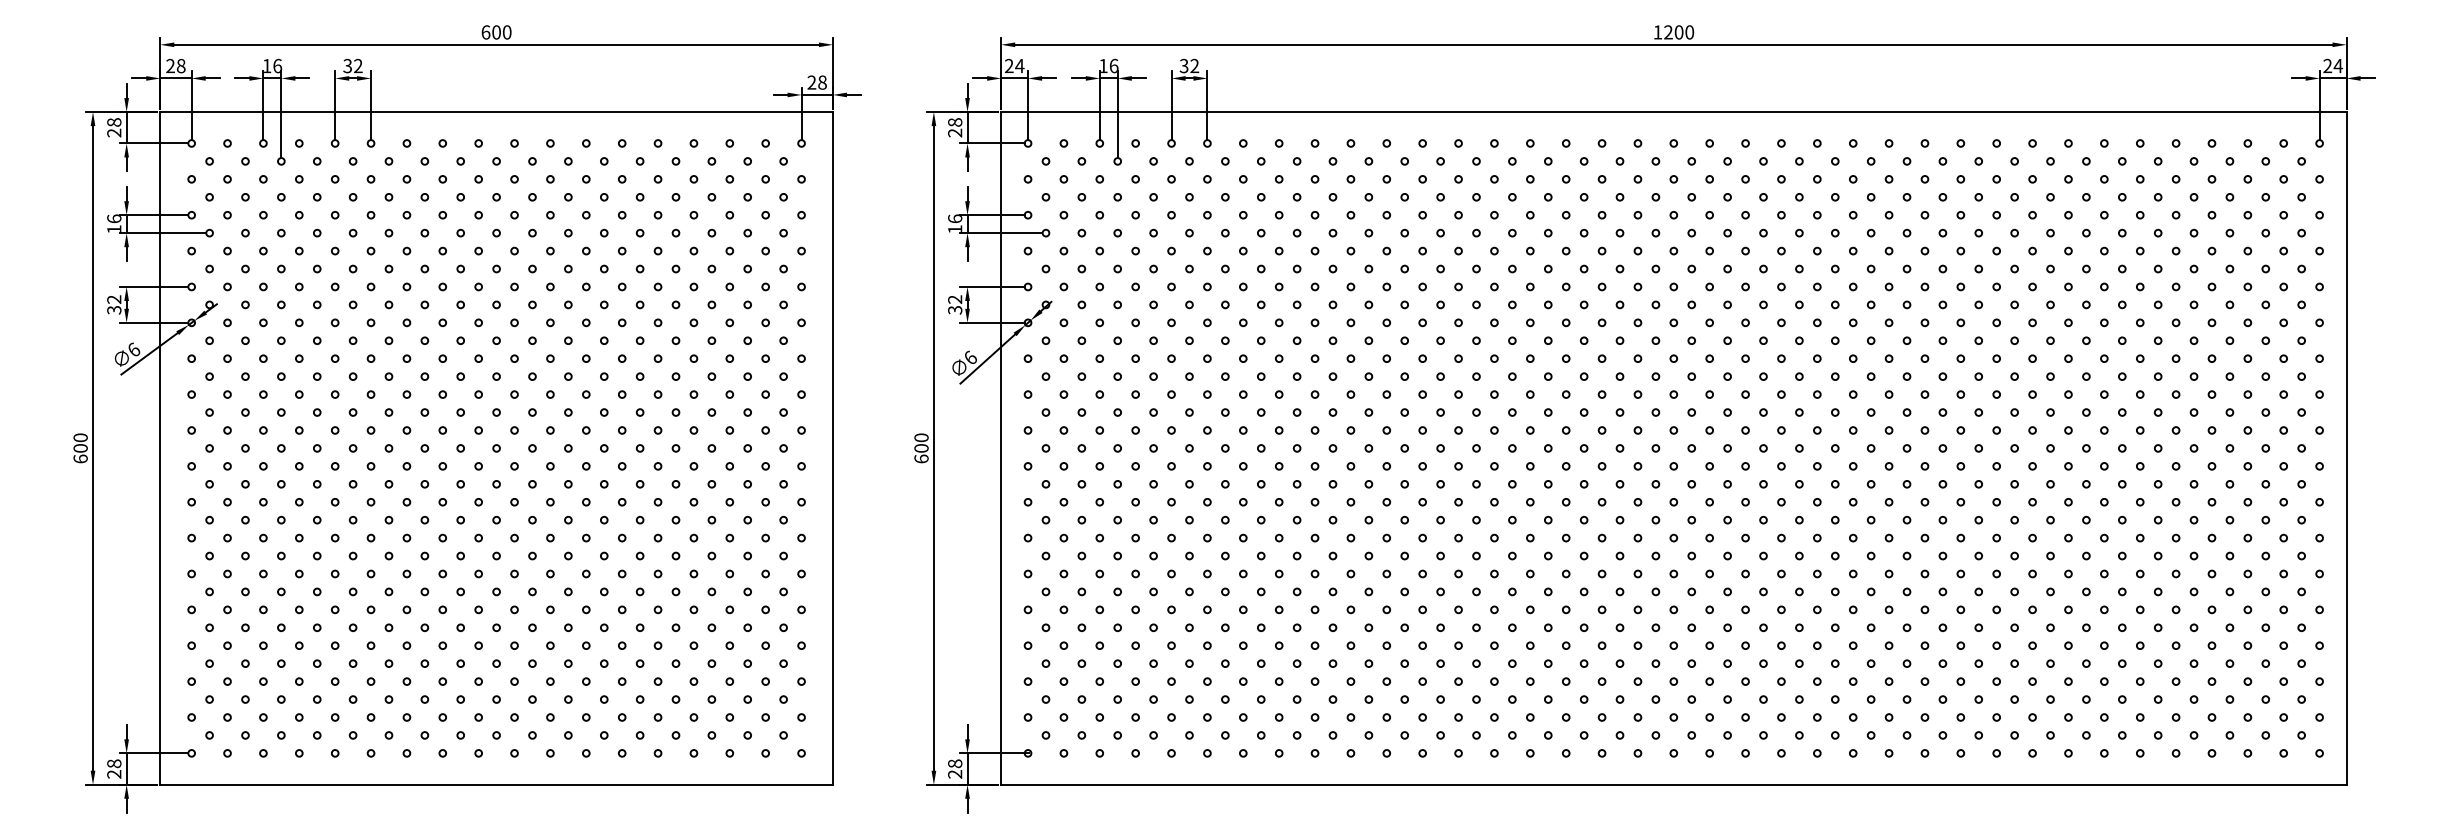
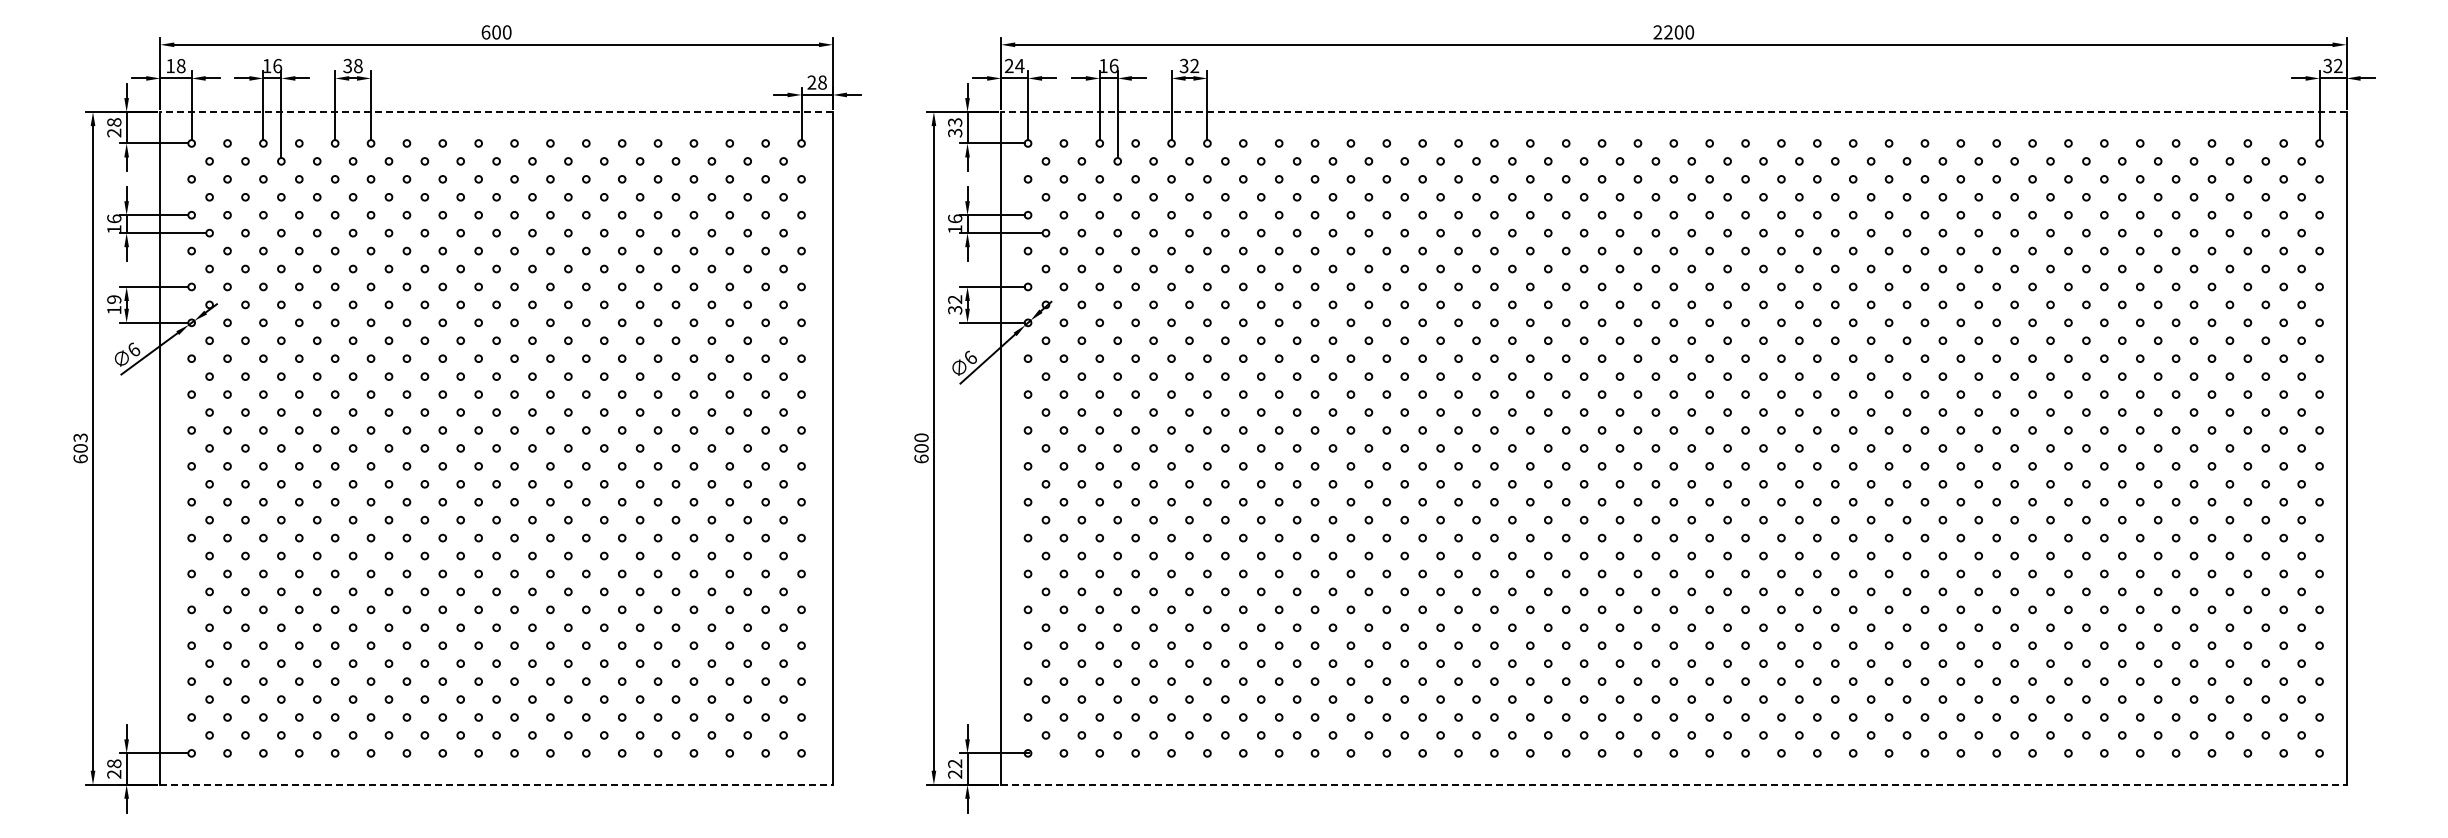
text: 1200 -> 2200 (1657, 32)
text: 28 -> 18 (170, 65)
text: 24 -> 32 (2333, 65)
text: 32 -> 38 (358, 66)
line: solid -> dashed (496, 112)
line: solid -> dashed (1673, 112)
text: 28 -> 33 (955, 127)
text: 32 -> 19 (114, 304)
text: 600 -> 603 (80, 437)
text: 28 -> 22 (955, 763)
line: solid -> dashed (497, 784)
line: solid -> dashed (1673, 784)
